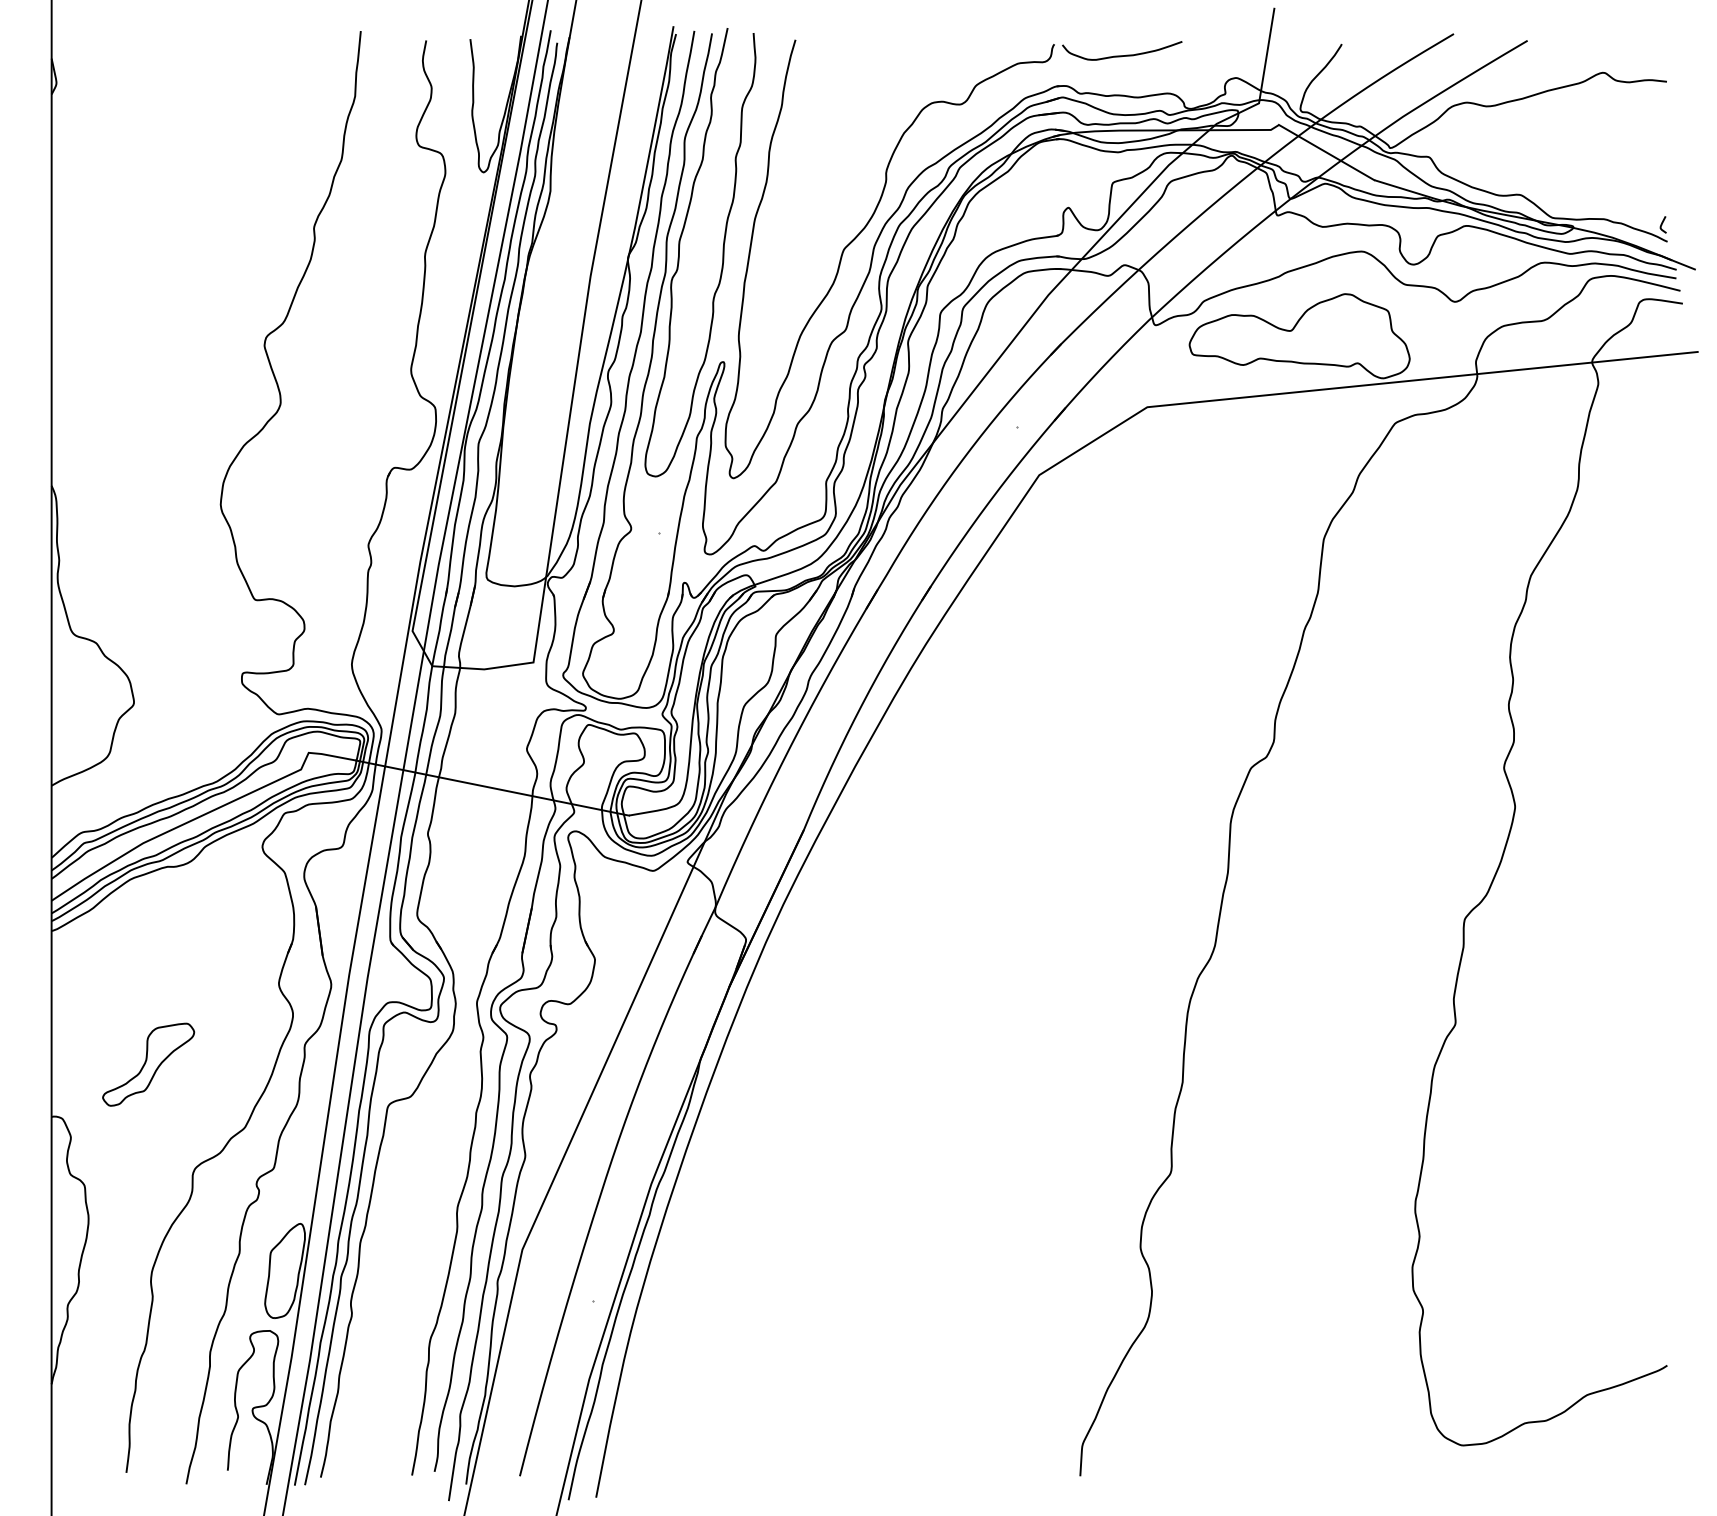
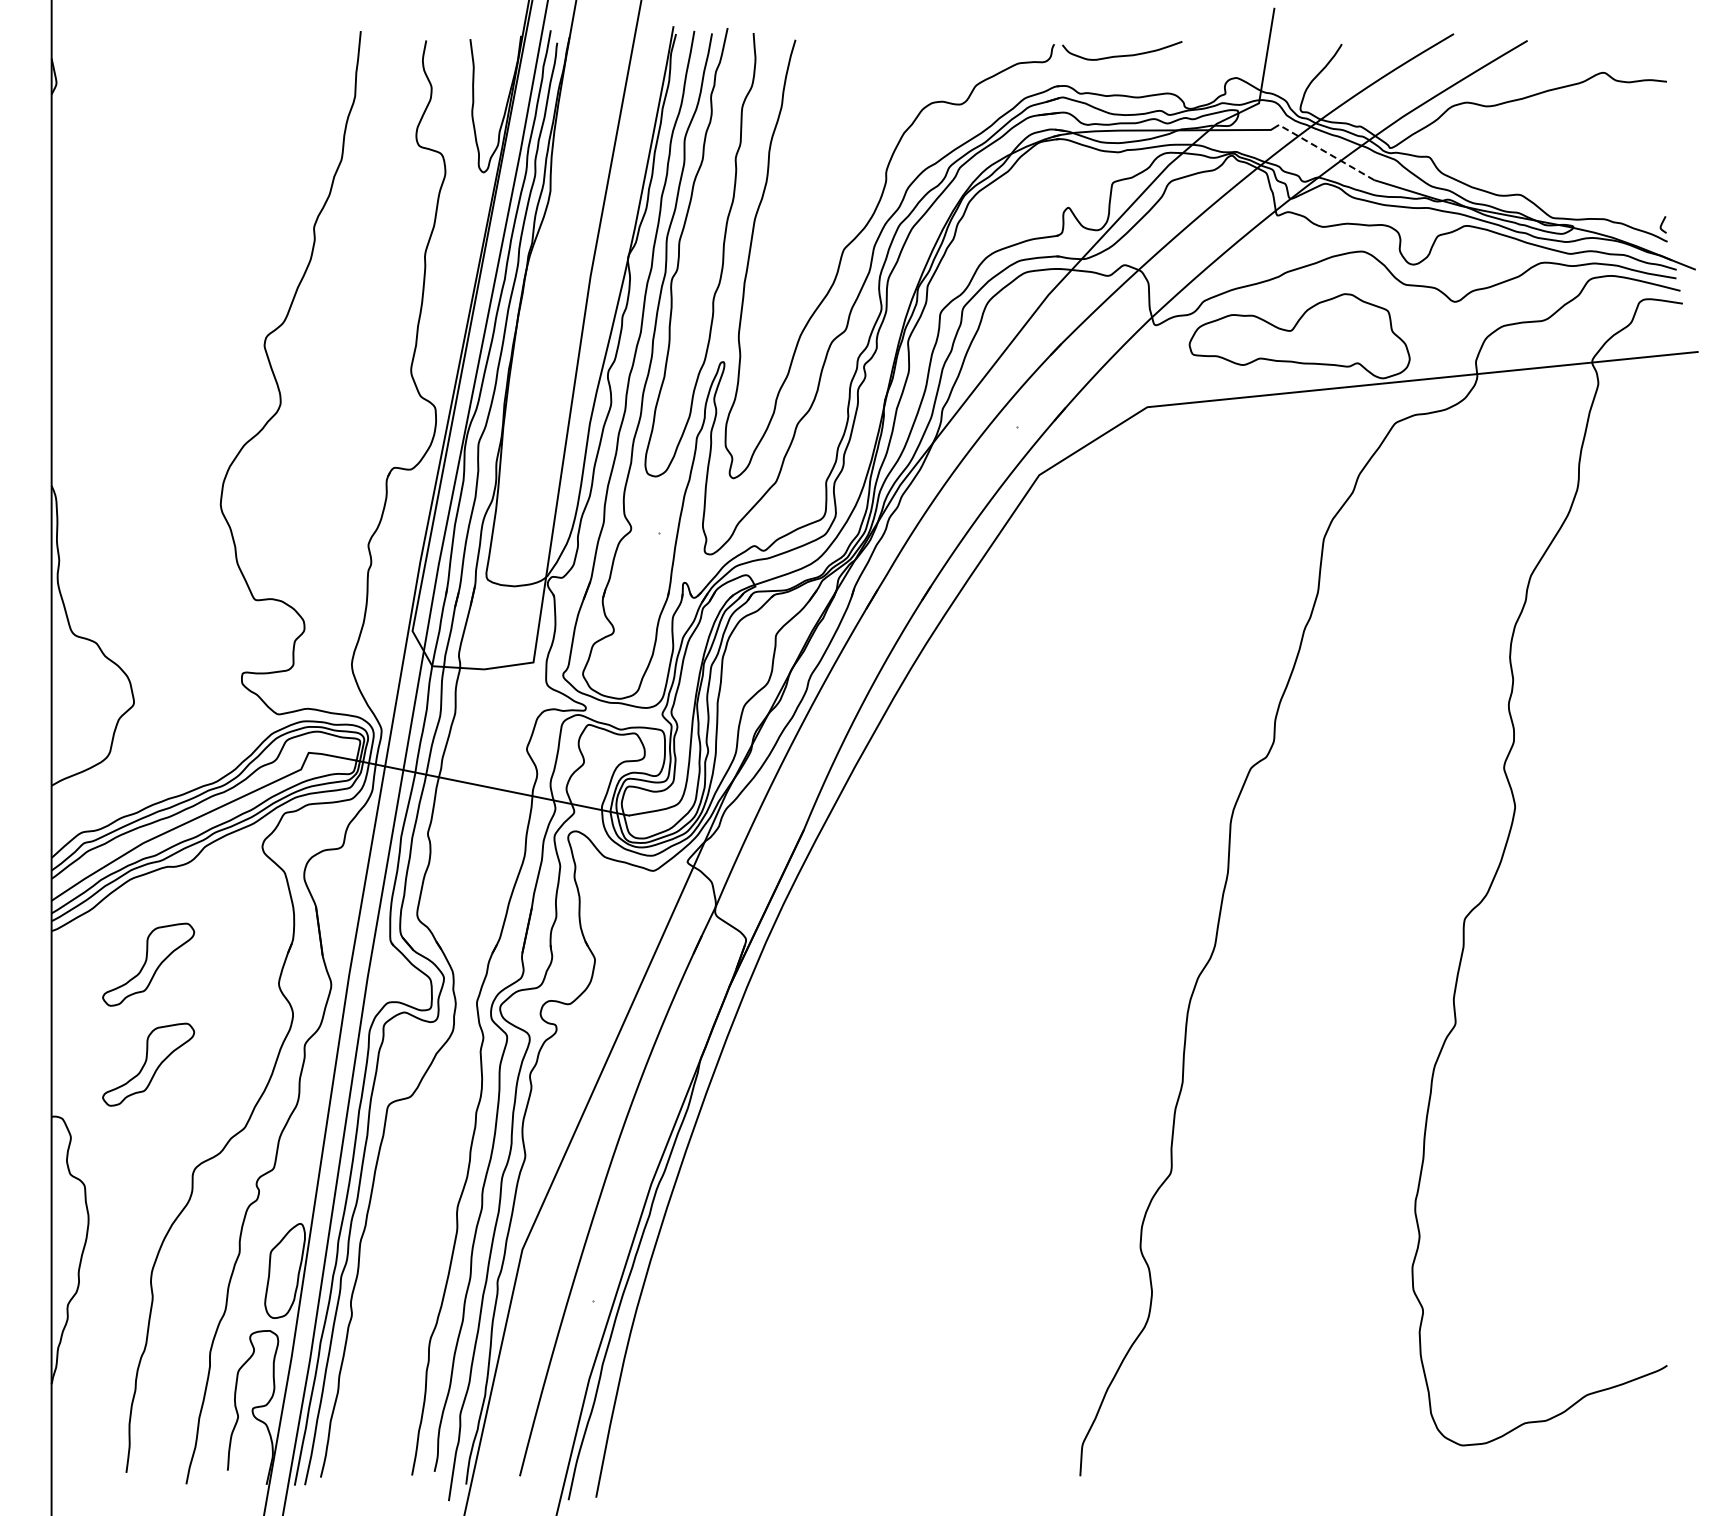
line: solid -> dashed (1326, 152)
part: none -> present (148, 964)
